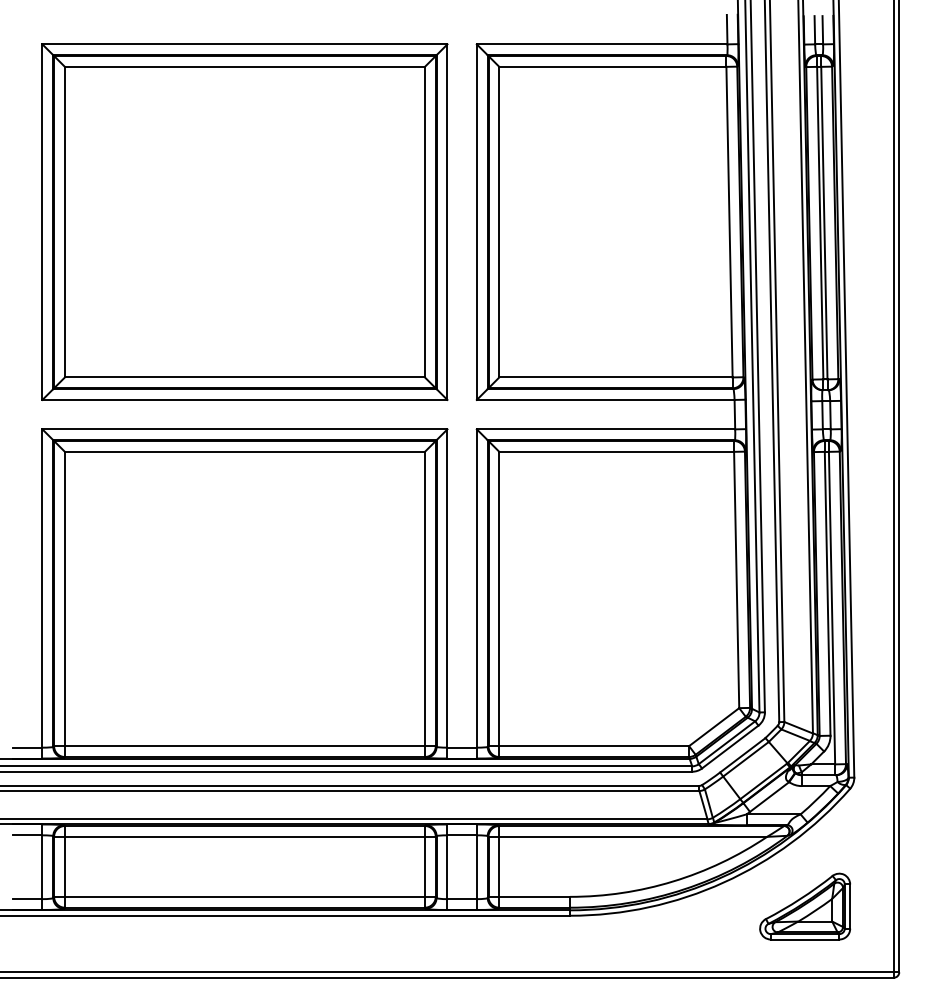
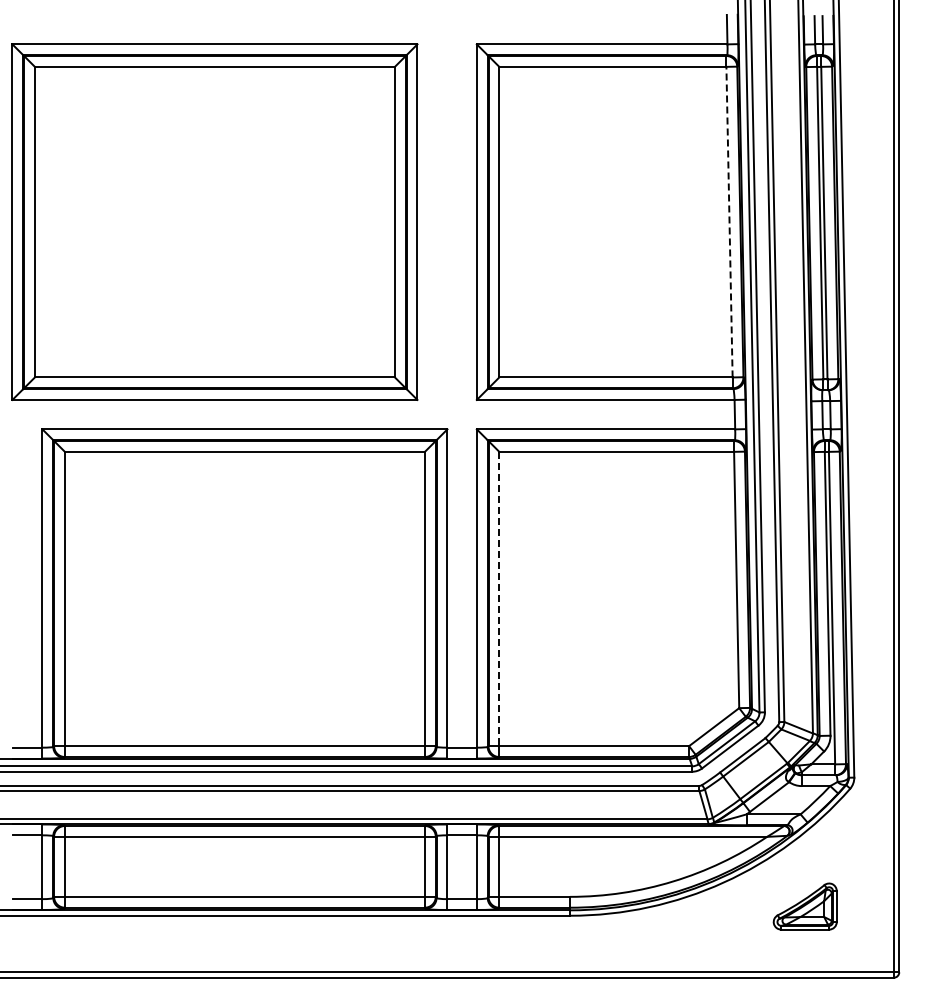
part position: (244, 221) -> (214, 221) (214, 221)
line: solid -> dashed (729, 221)
line: solid -> dashed (499, 599)
part size: 93x69 px -> 66x49 px (804, 906)
